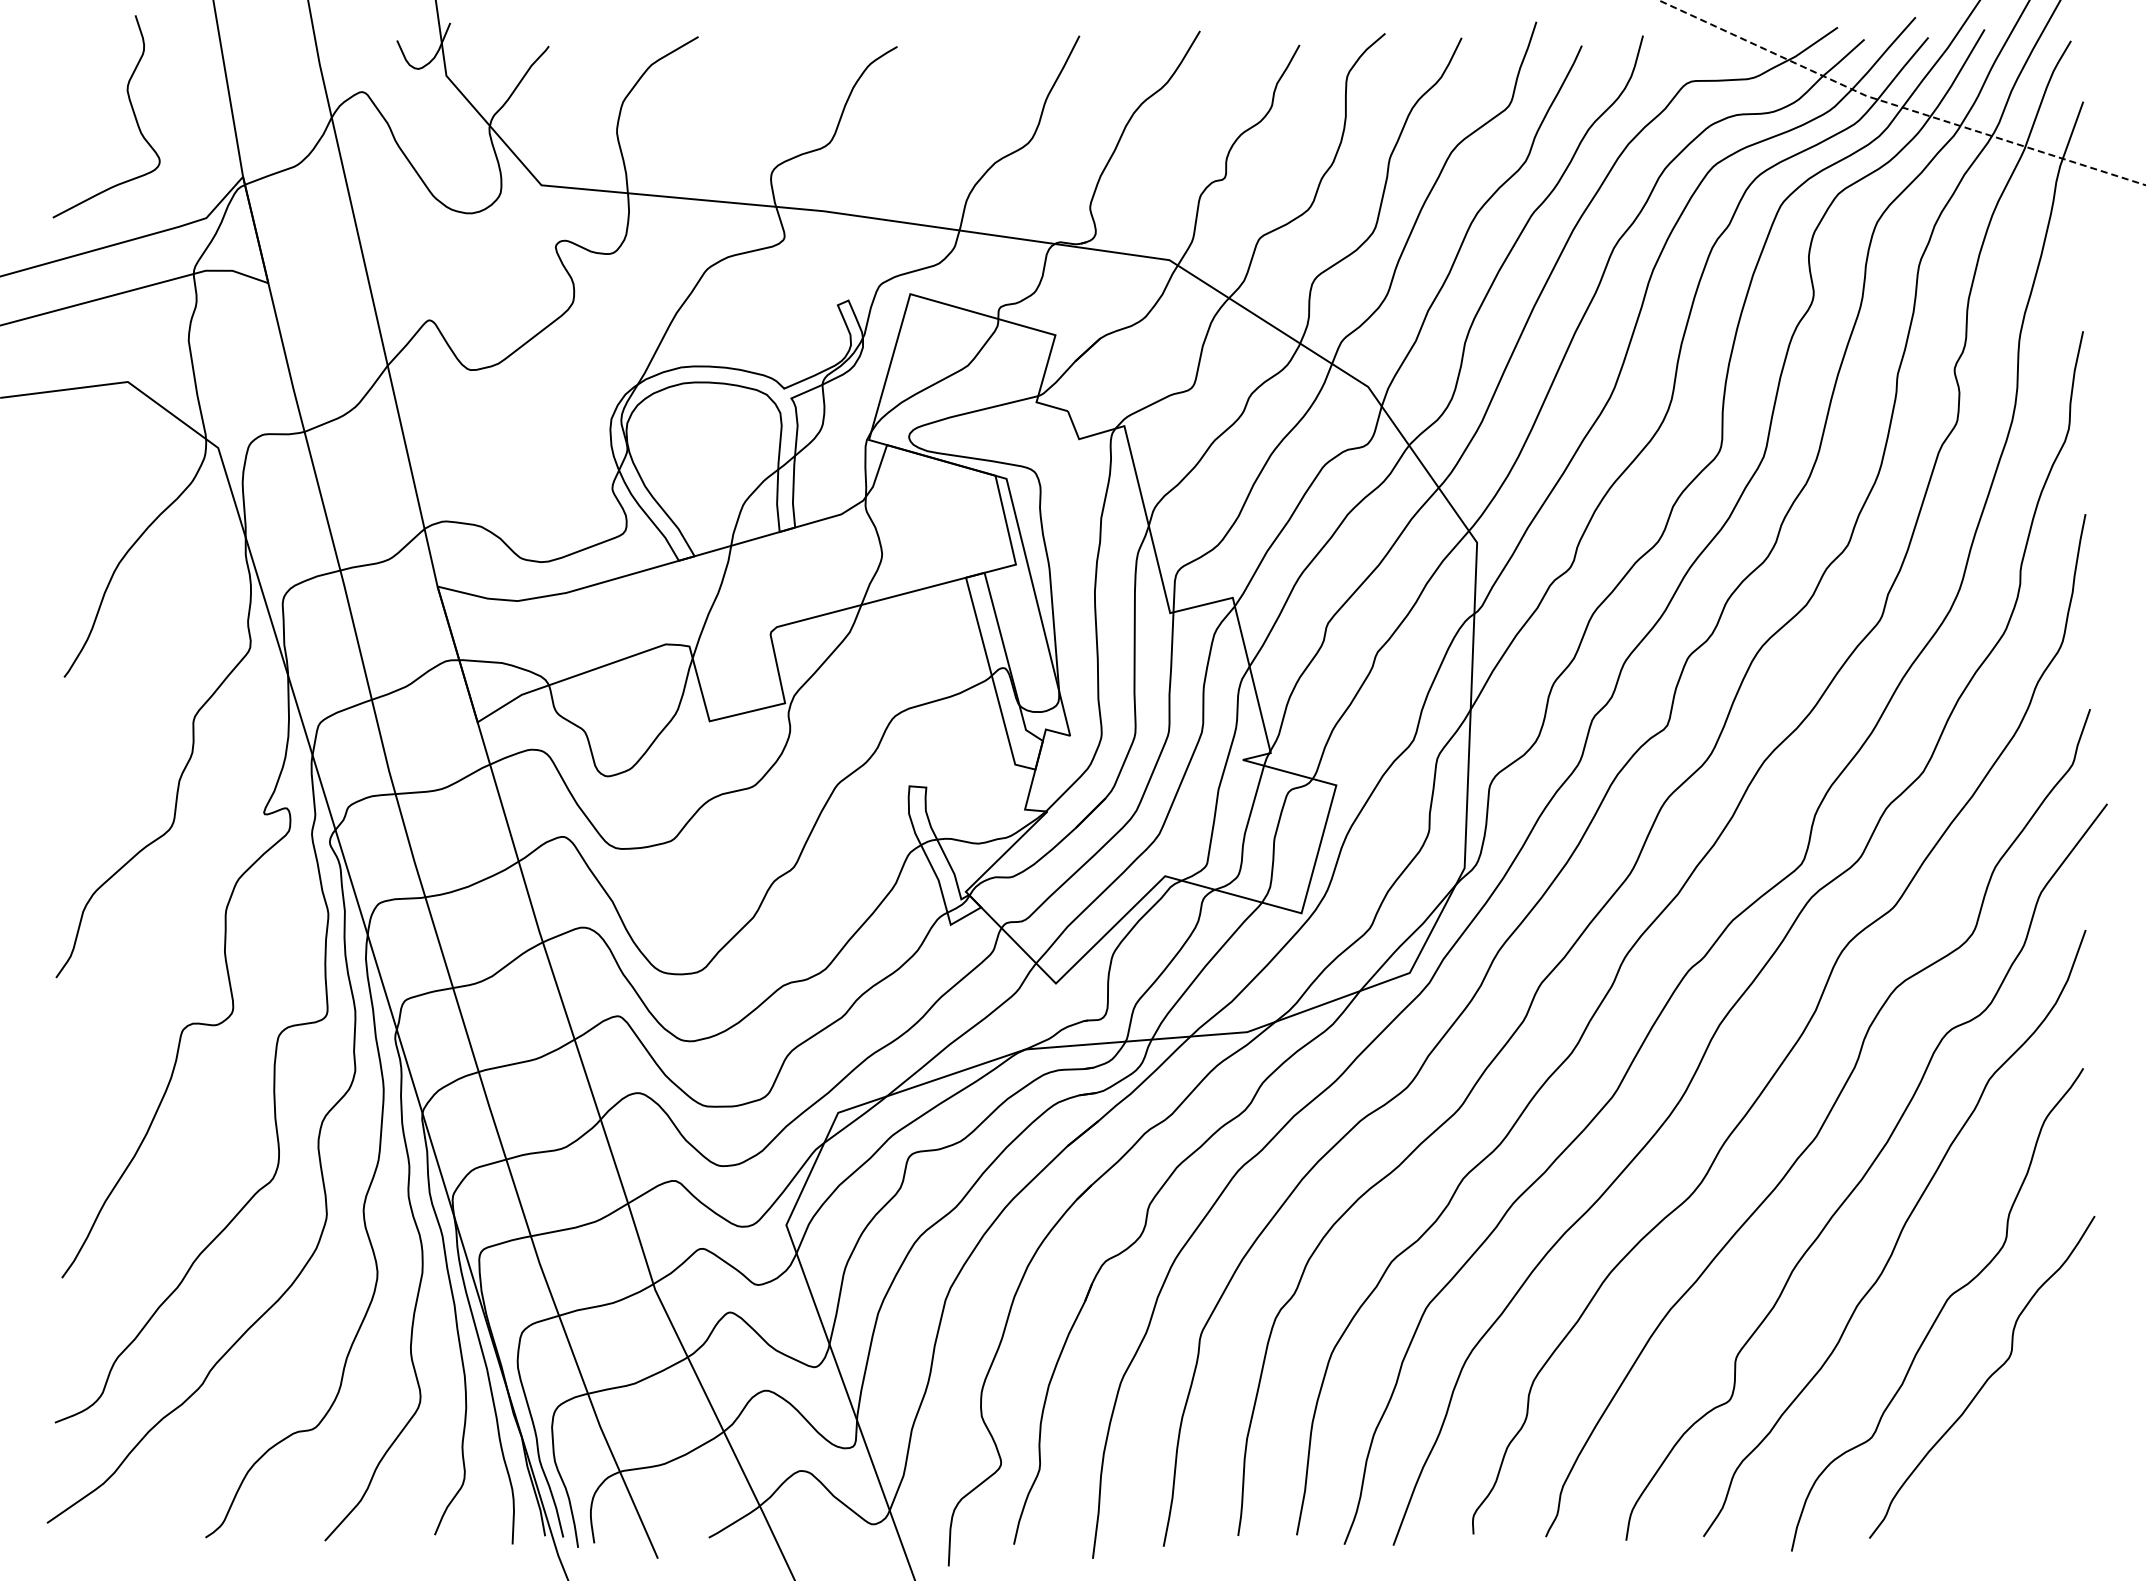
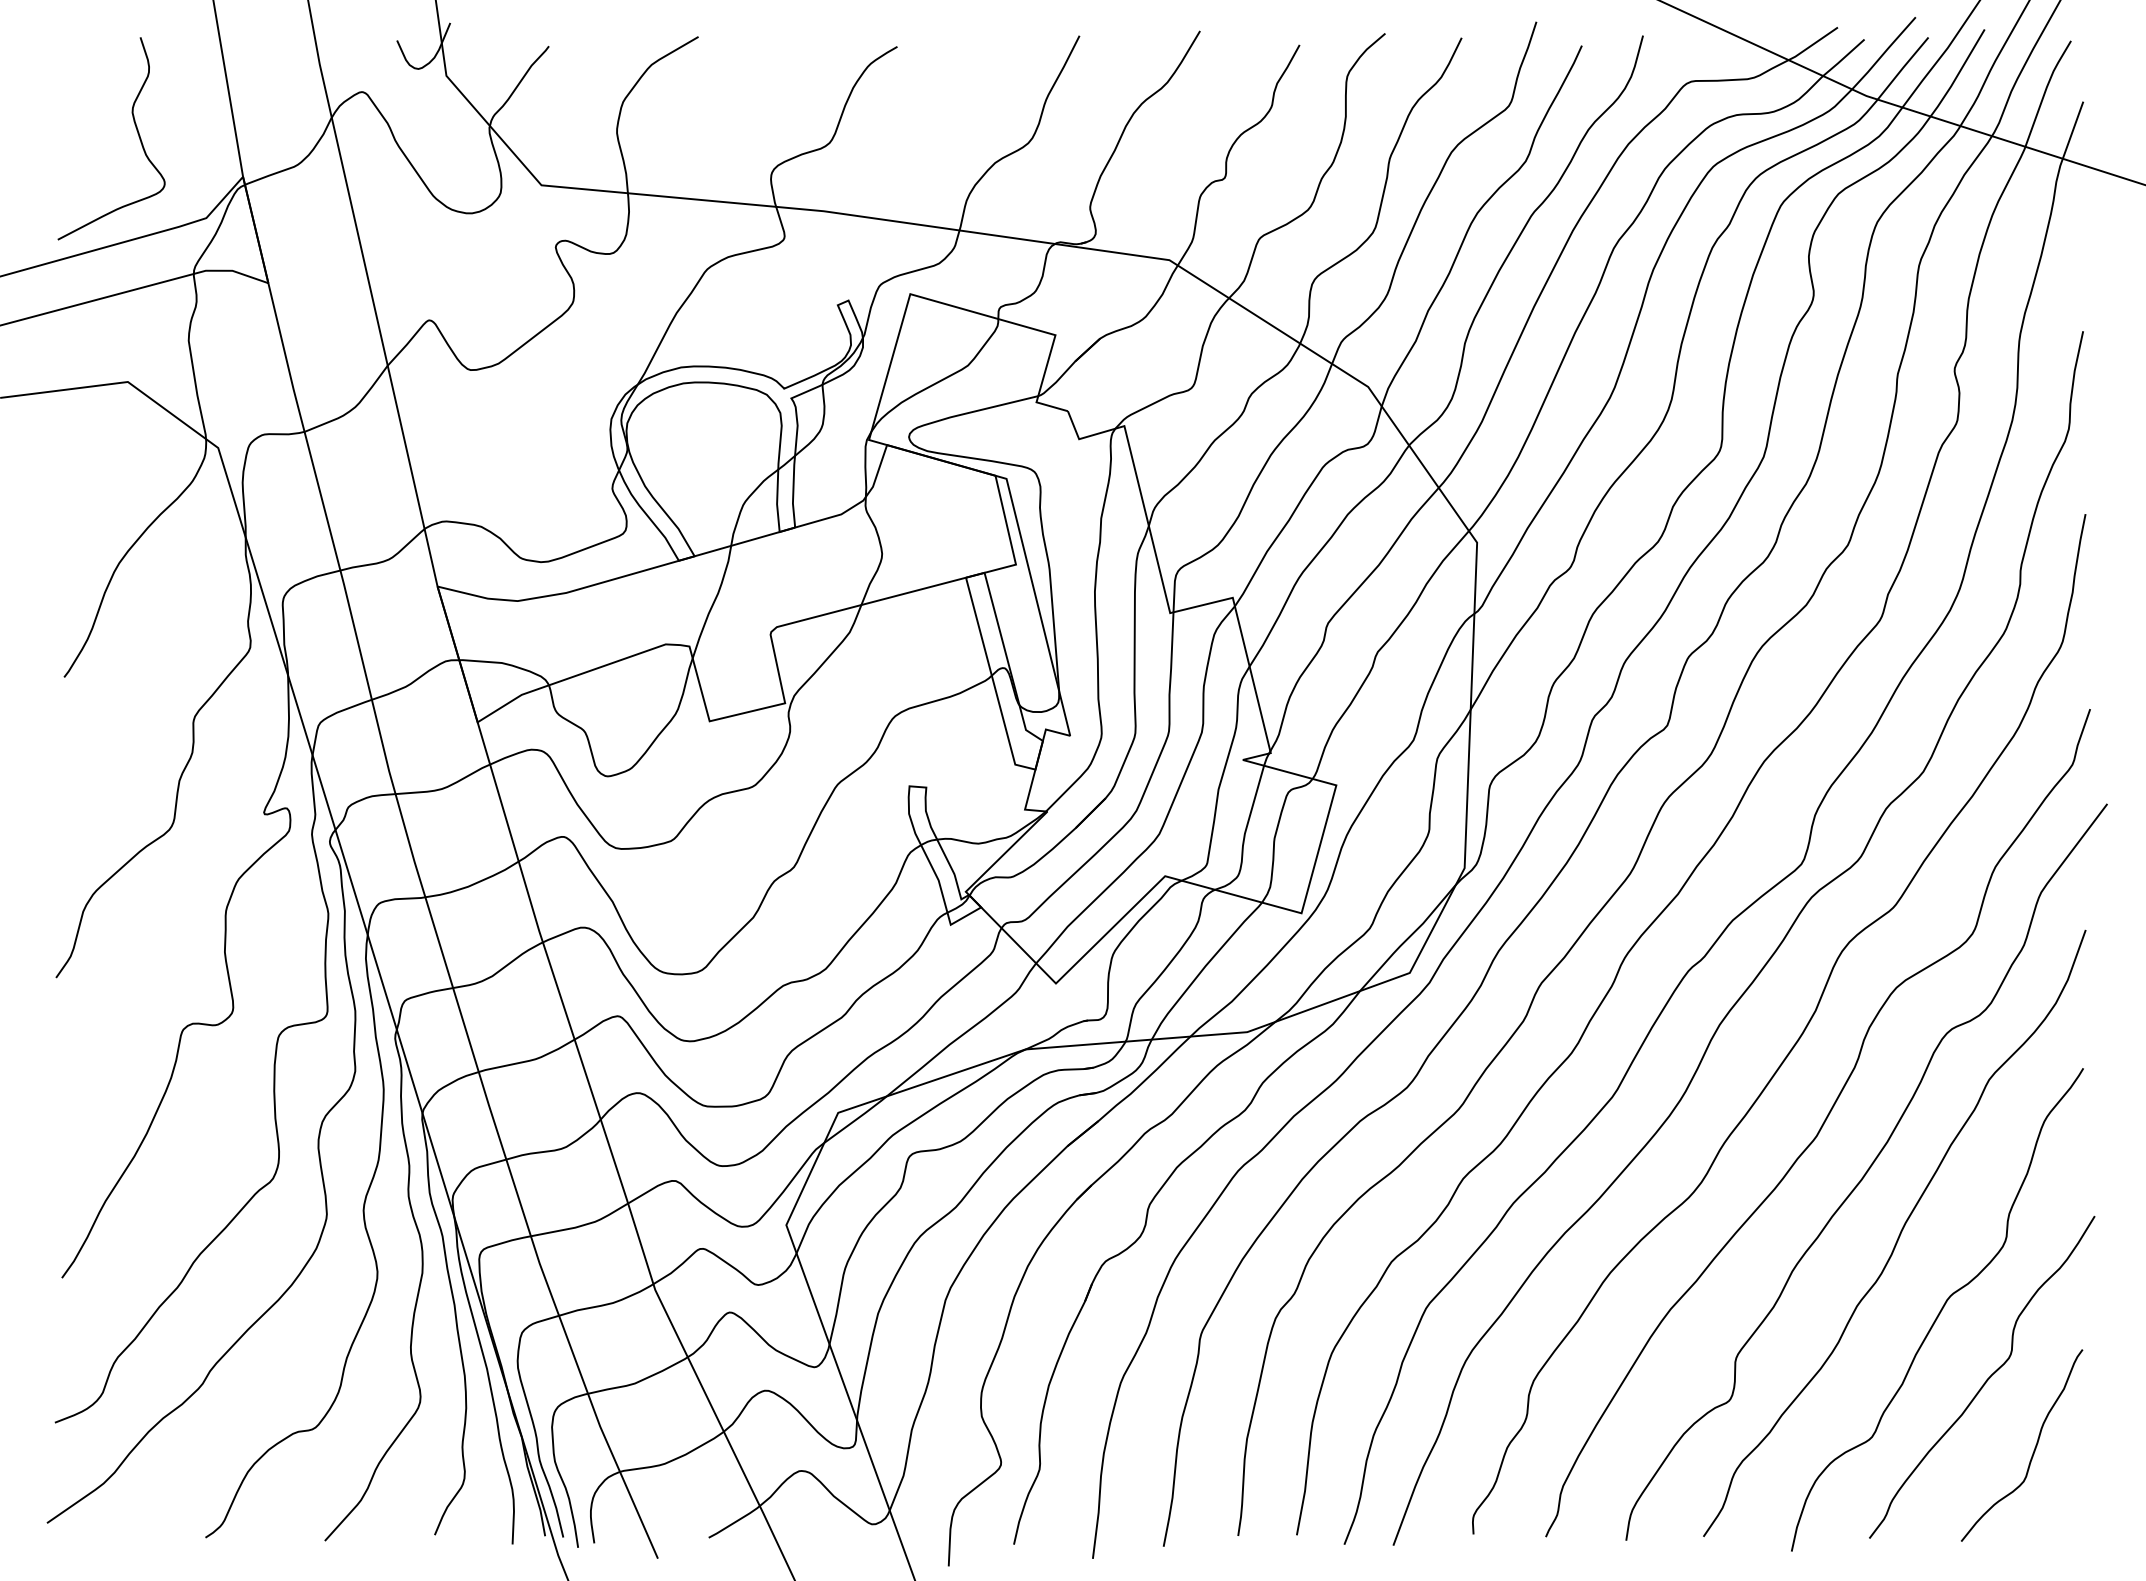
line: dashed -> solid (1896, 105)
curve position: (131, 108) -> (136, 130) (136, 130)
curve: none -> present (2033, 1450)
